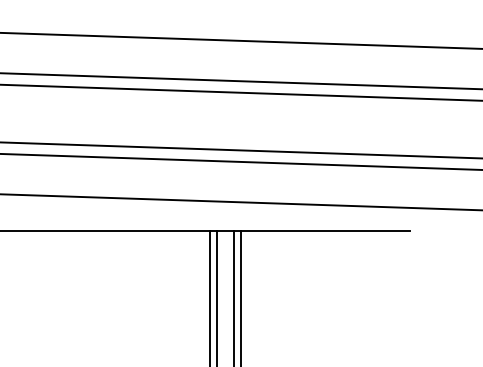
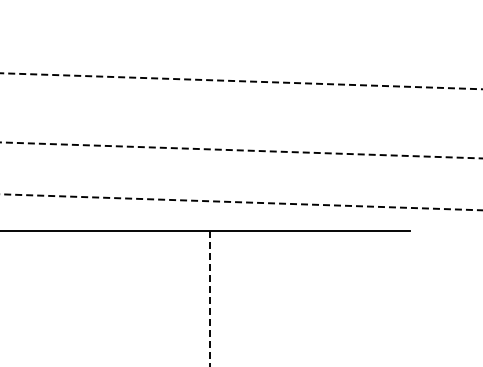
line: present -> none (240, 40)
line: solid -> dashed (241, 81)
line: present -> none (240, 92)
line: solid -> dashed (242, 150)
line: present -> none (240, 161)
line: solid -> dashed (241, 202)
line: present -> none (217, 296)
line: present -> none (234, 296)
line: present -> none (241, 296)
line: solid -> dashed (210, 298)
